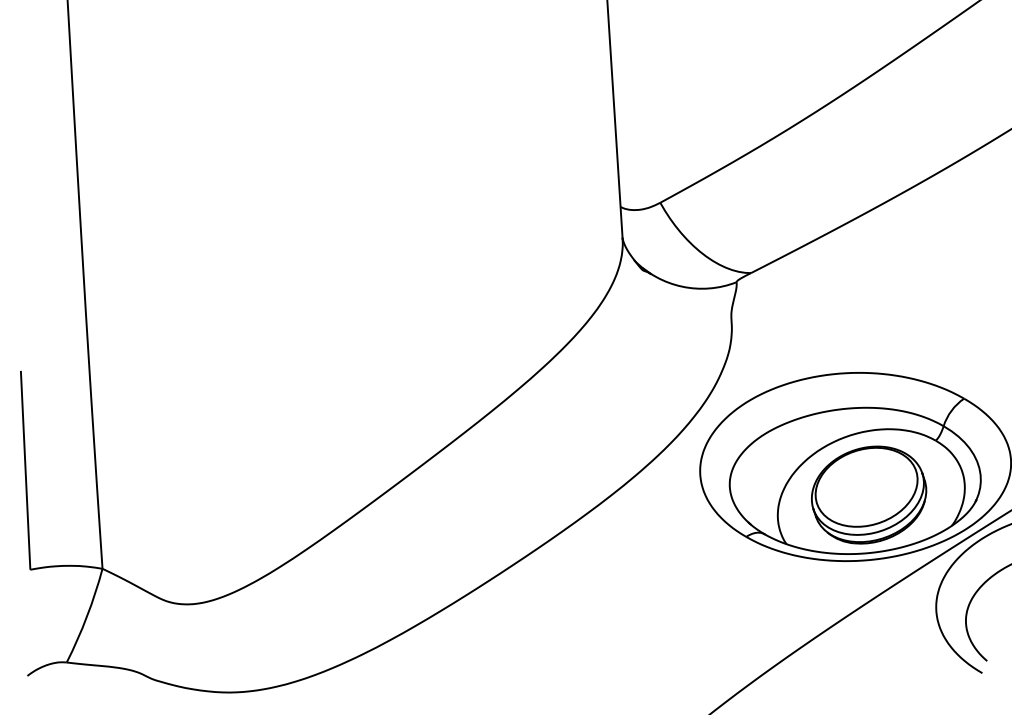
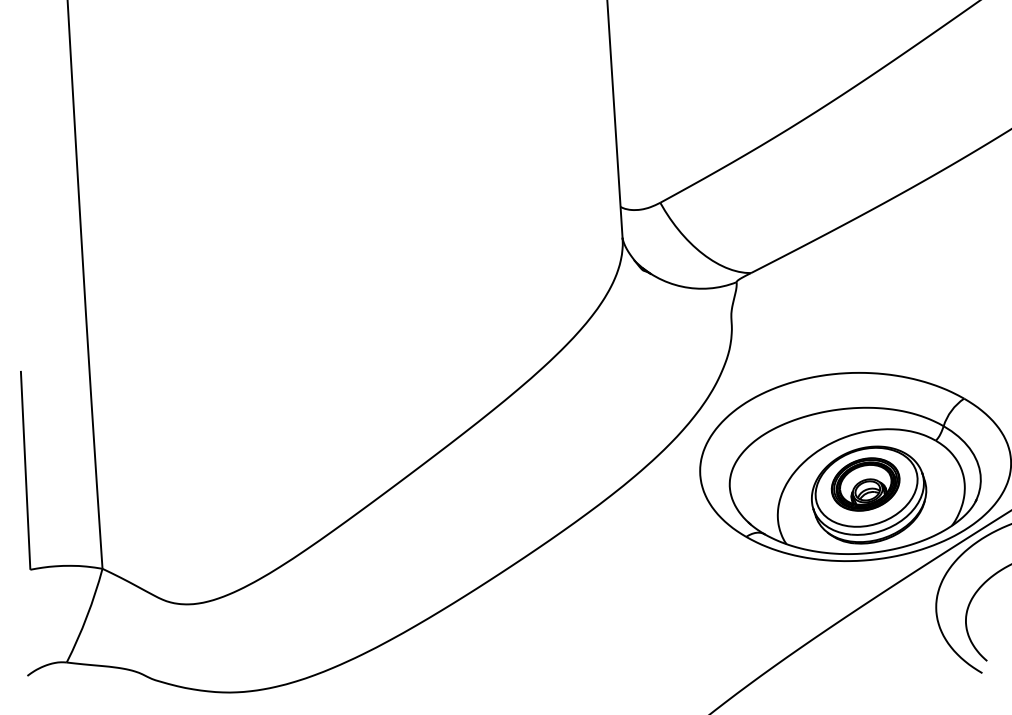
part: none -> present (865, 484)
